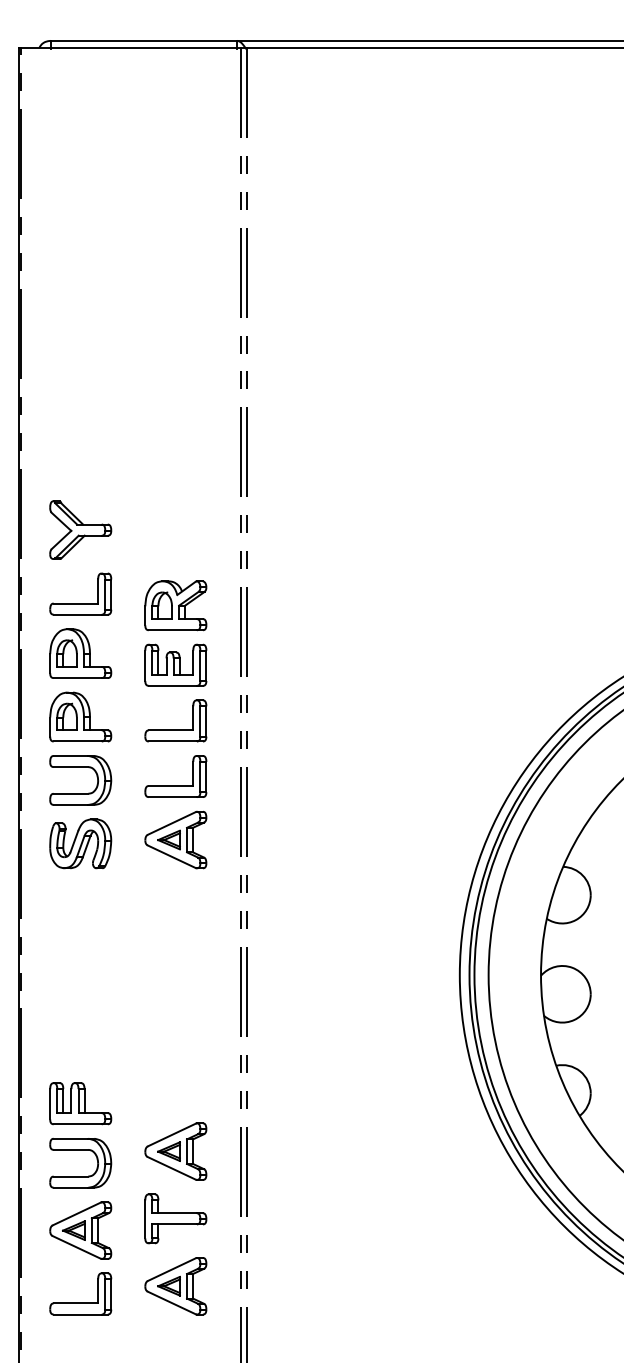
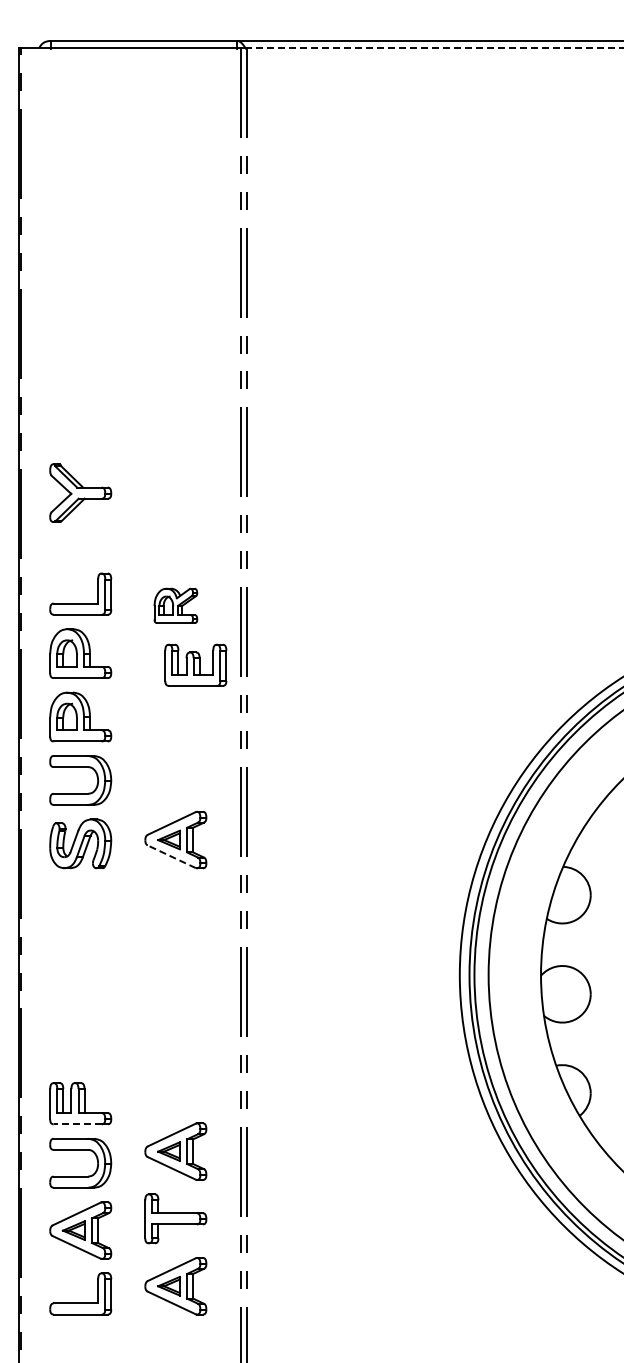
line: solid -> dashed (435, 47)
part position: (80, 529) -> (80, 492) (80, 492)
part size: 64x52 px -> 46x37 px (175, 605)
part position: (175, 664) -> (195, 664) (195, 664)
part: present -> none (175, 729)
part: present -> none (175, 785)
line: solid -> dashed (171, 856)
line: solid -> dashed (77, 1124)
